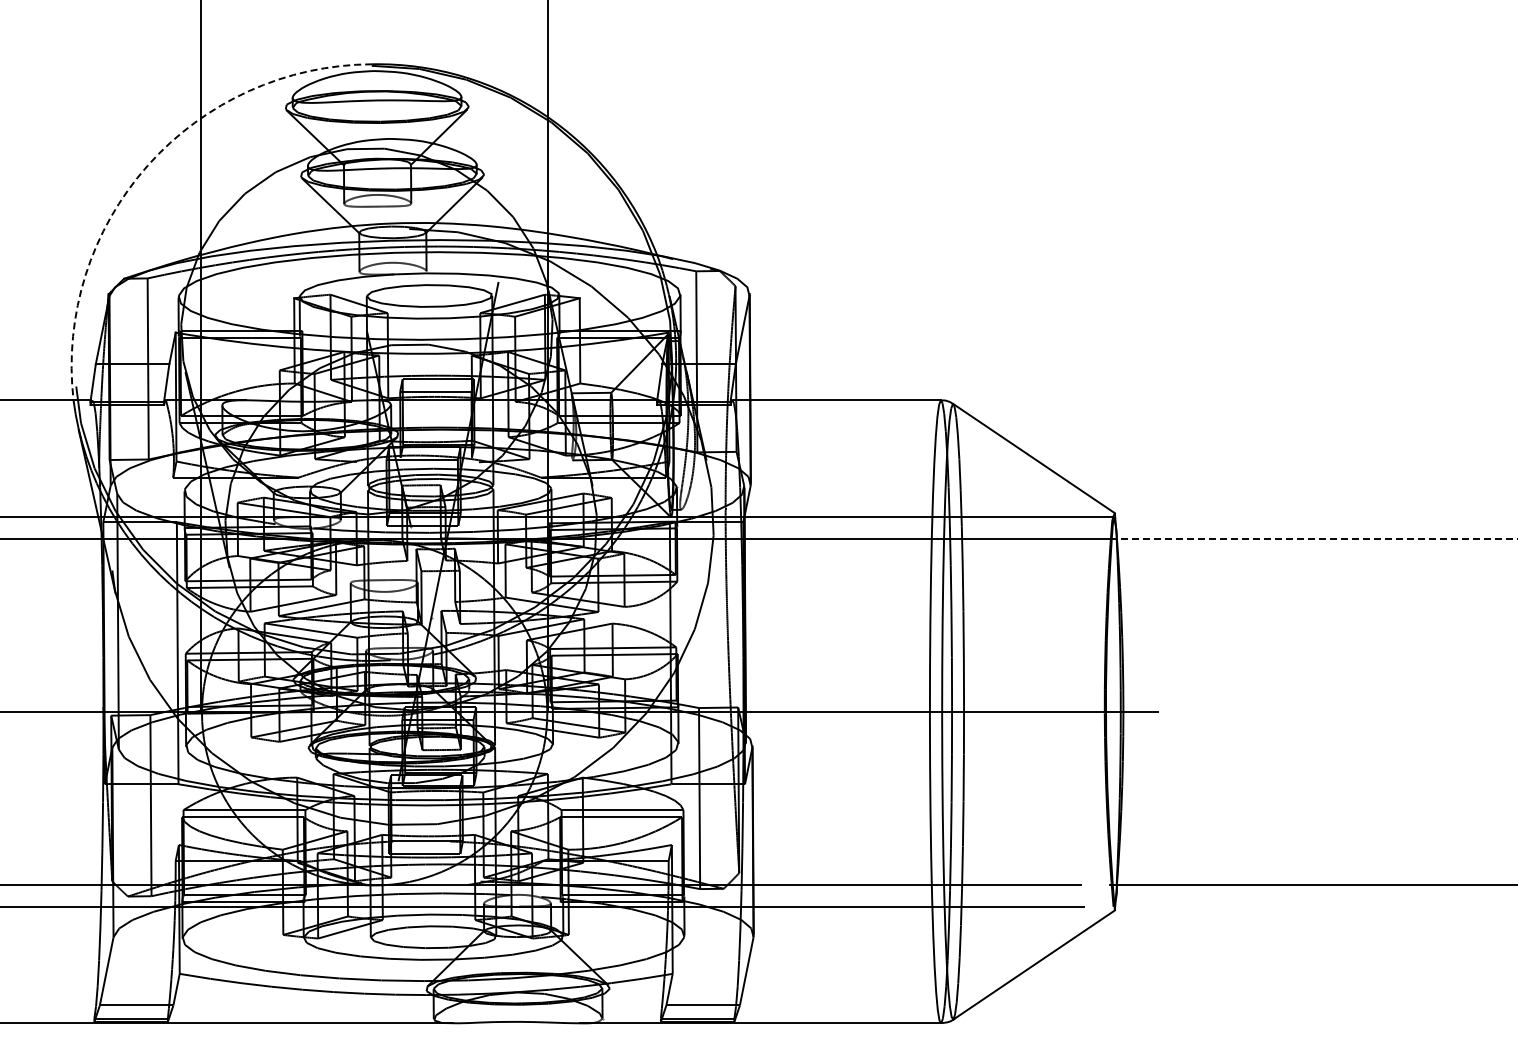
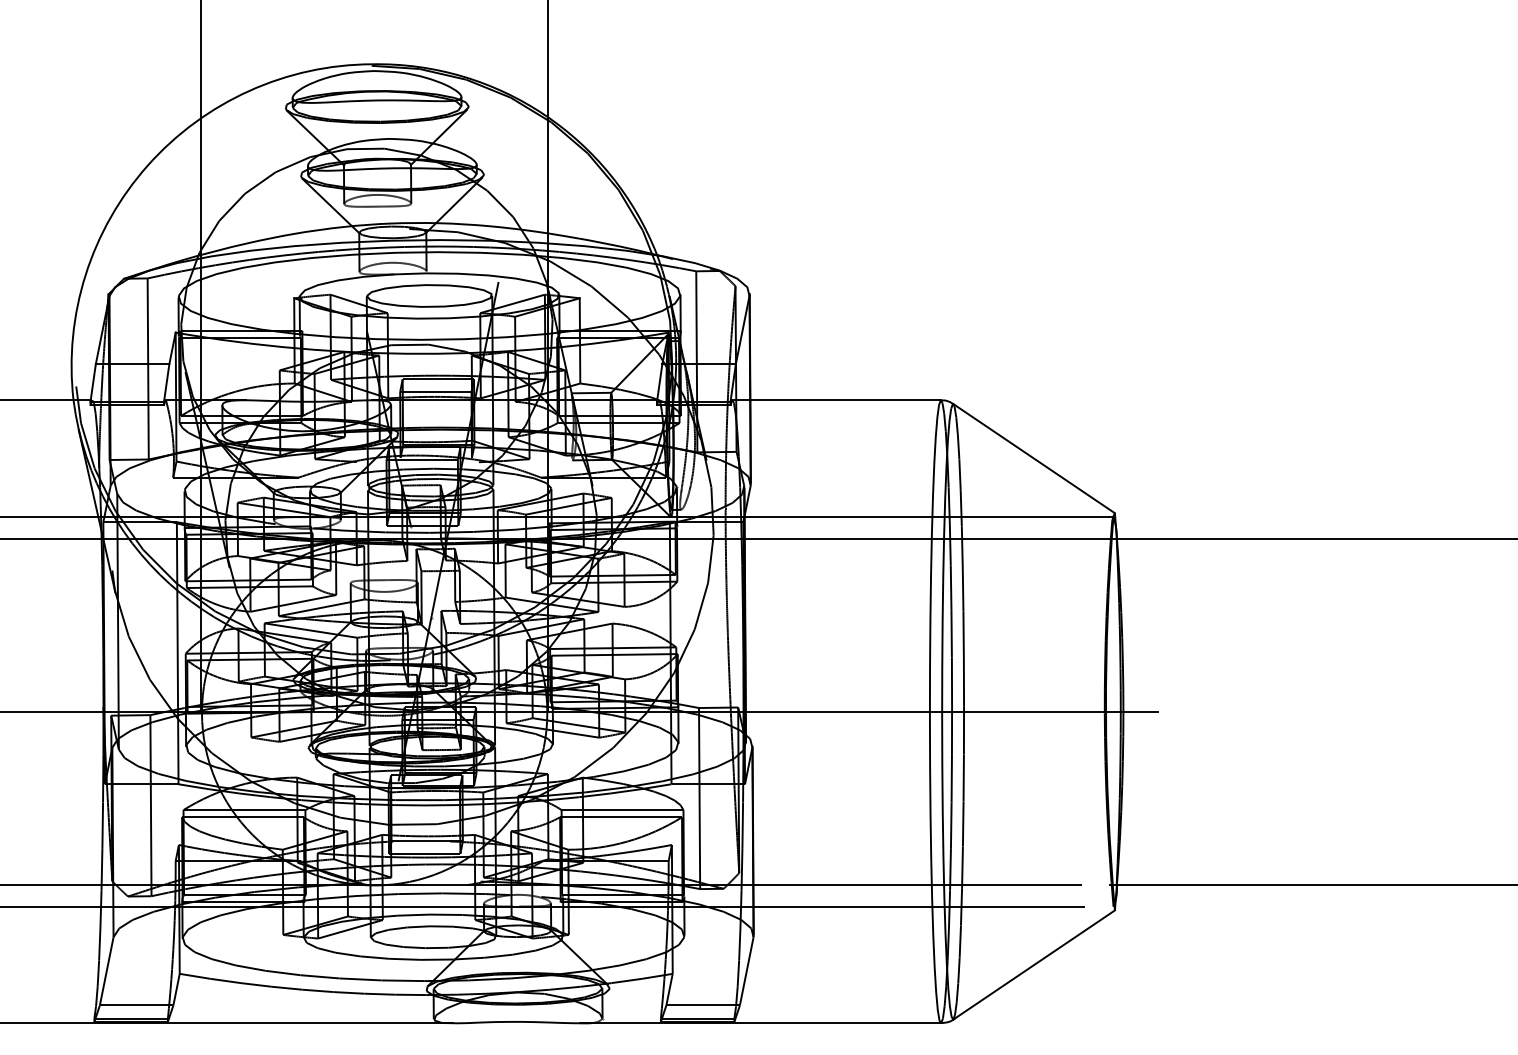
arc: dashed -> solid (147, 165)
line: dashed -> solid (1313, 538)
